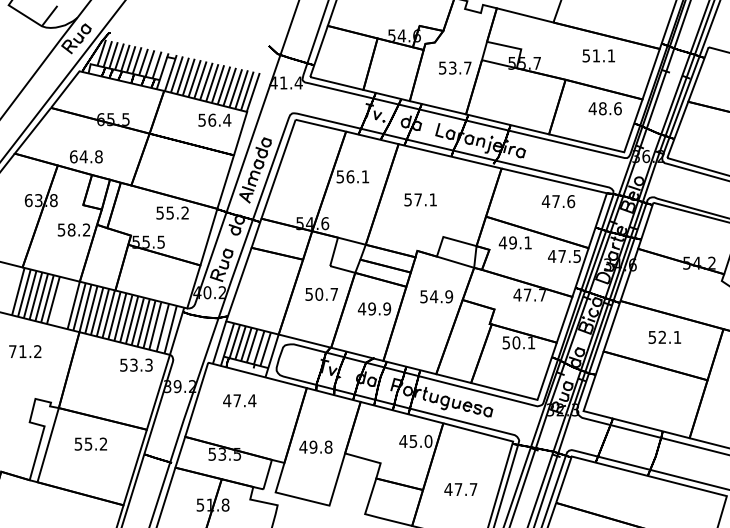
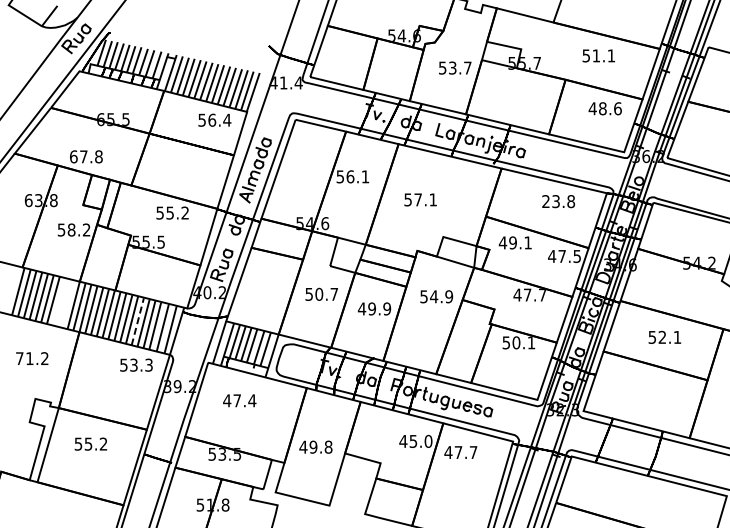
text: 64.8 -> 67.8 (83, 156)
text: 47.6 -> 23.8 (558, 201)
line: solid -> dashed (137, 321)
part position: (25, 351) -> (32, 358) (32, 358)
text position: (460, 489) -> (460, 452) (460, 452)
